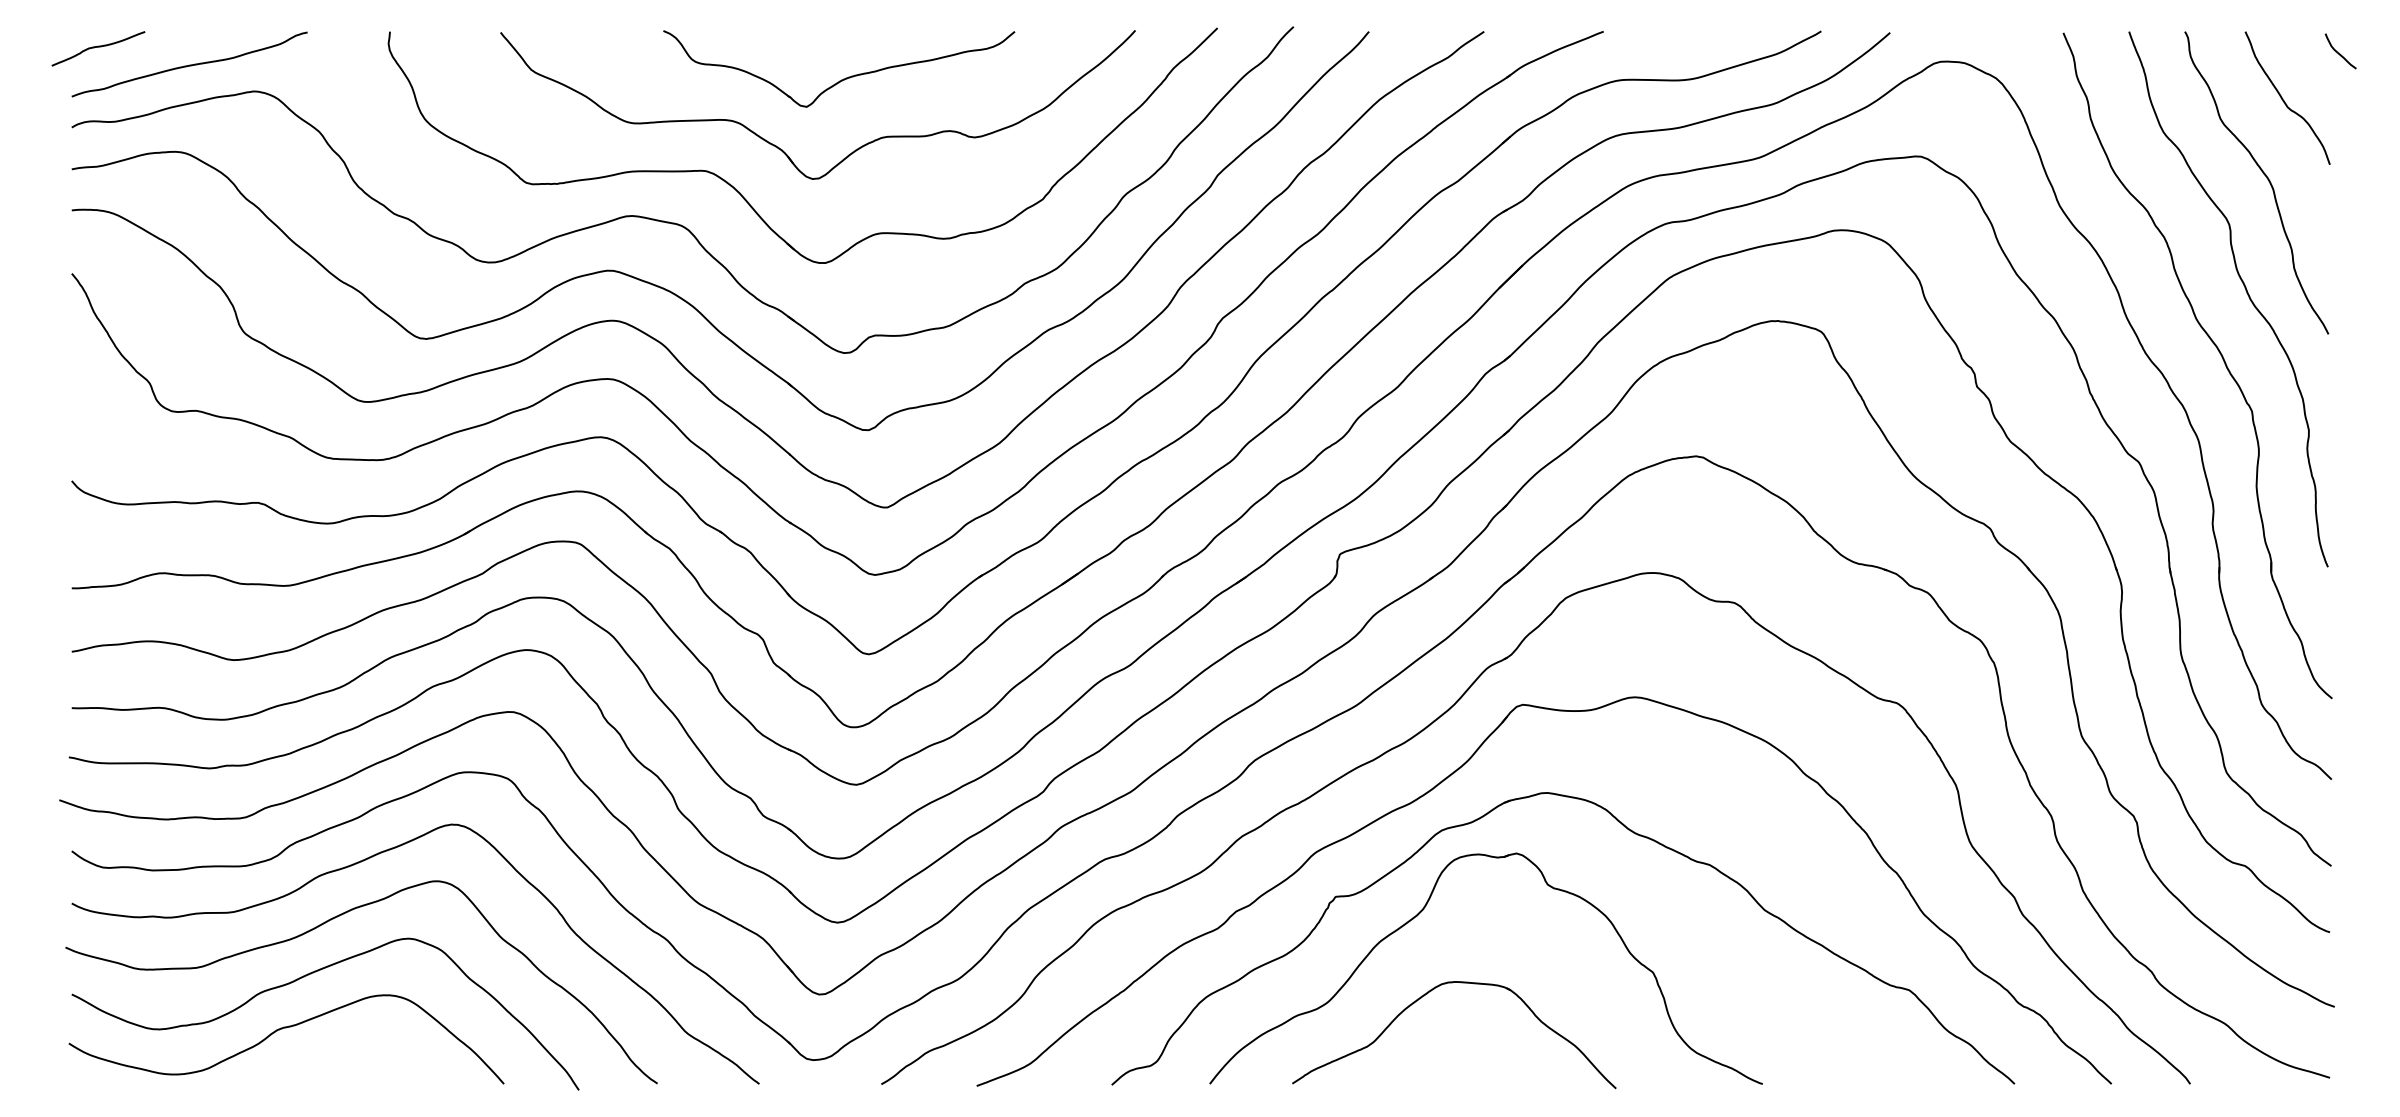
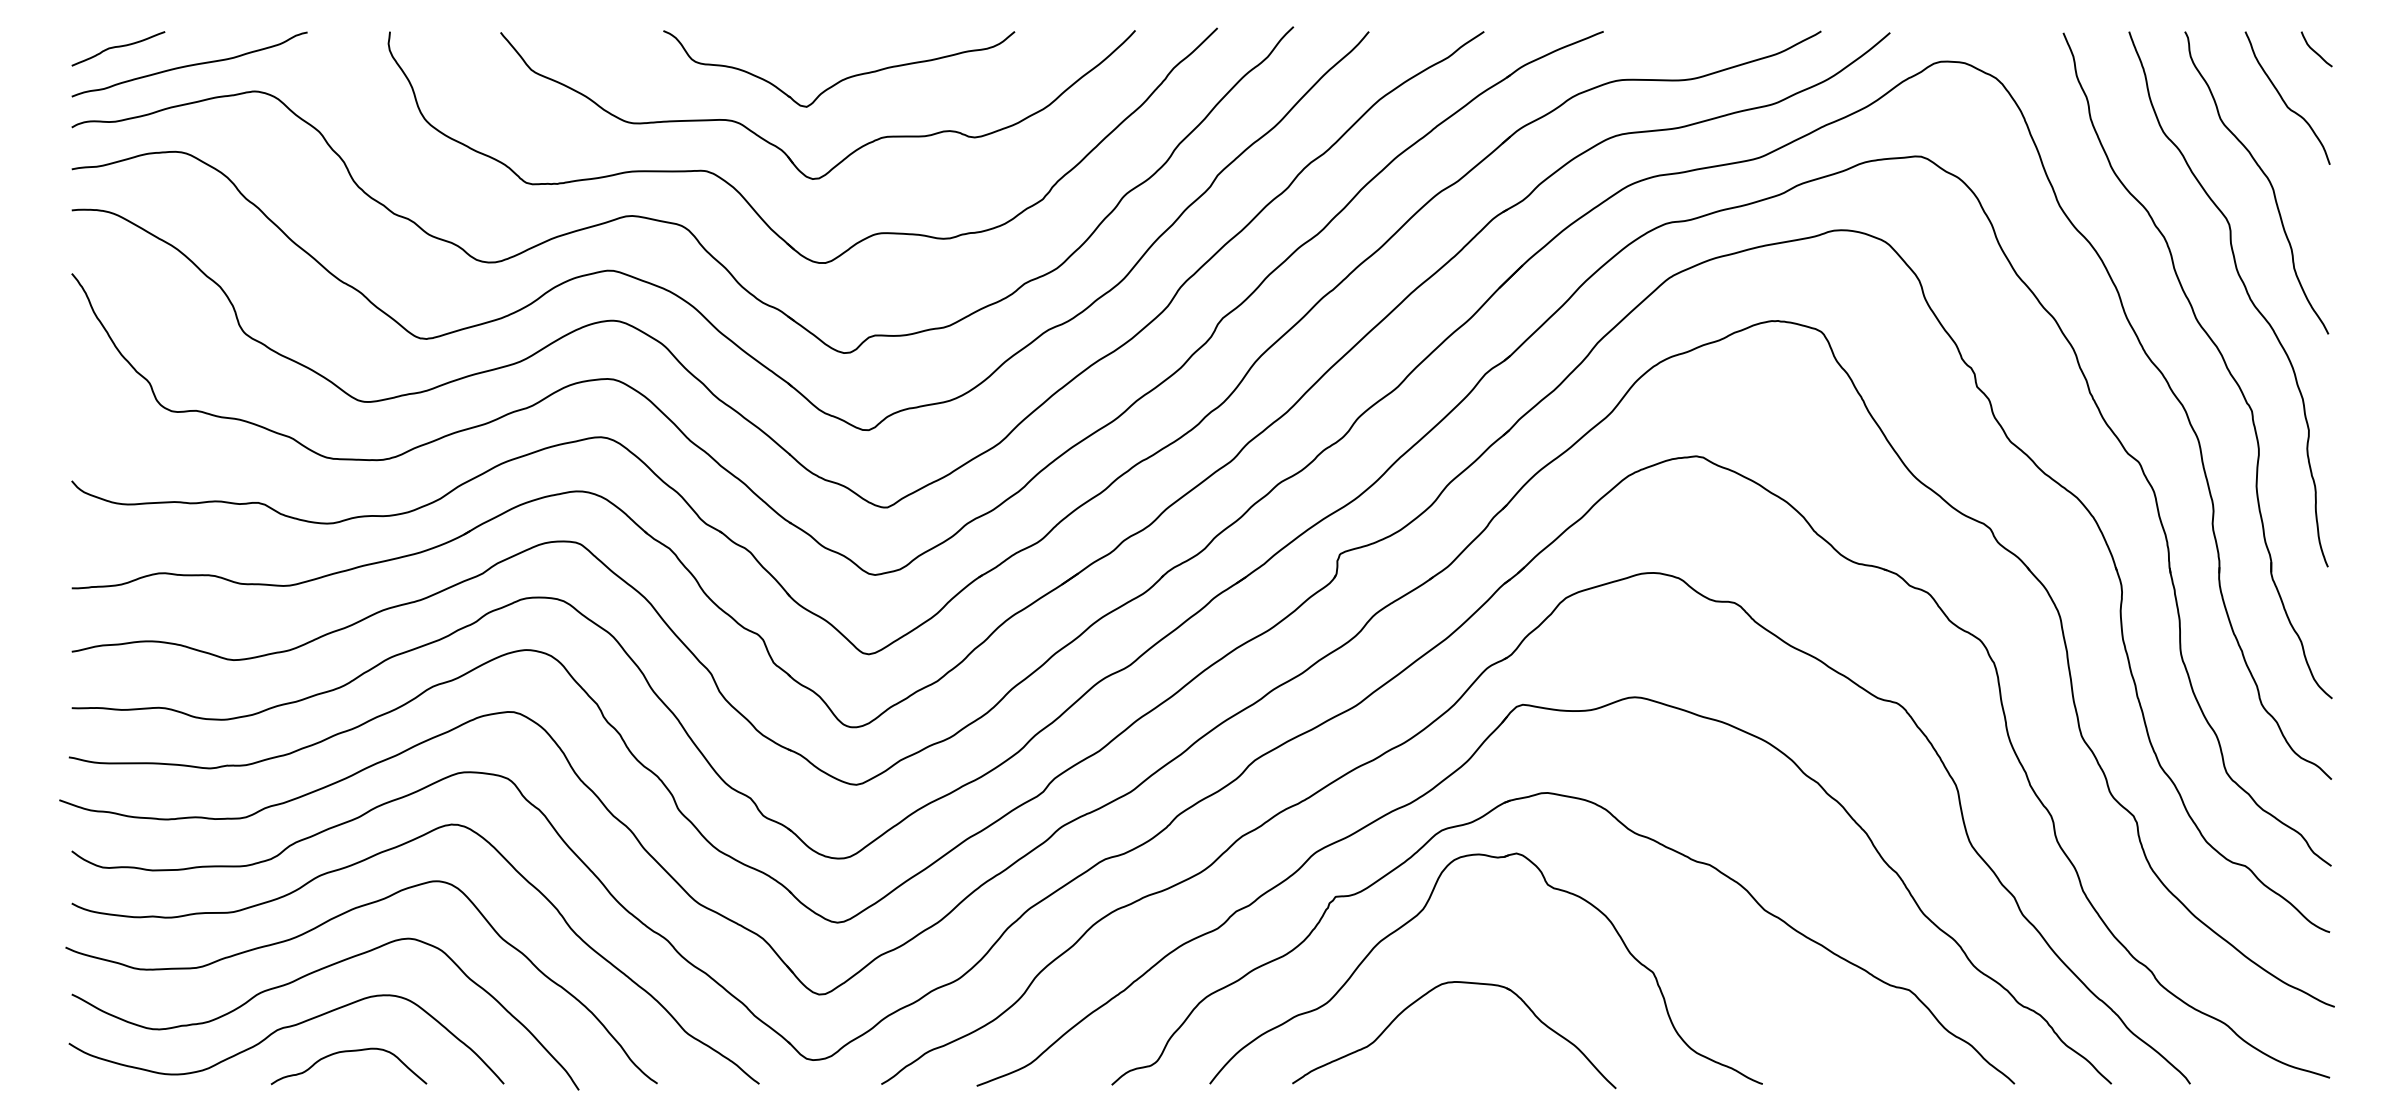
curve position: (98, 47) -> (118, 47) (118, 47)
curve position: (2340, 53) -> (2316, 51) (2316, 51)
curve: none -> present (347, 1052)
